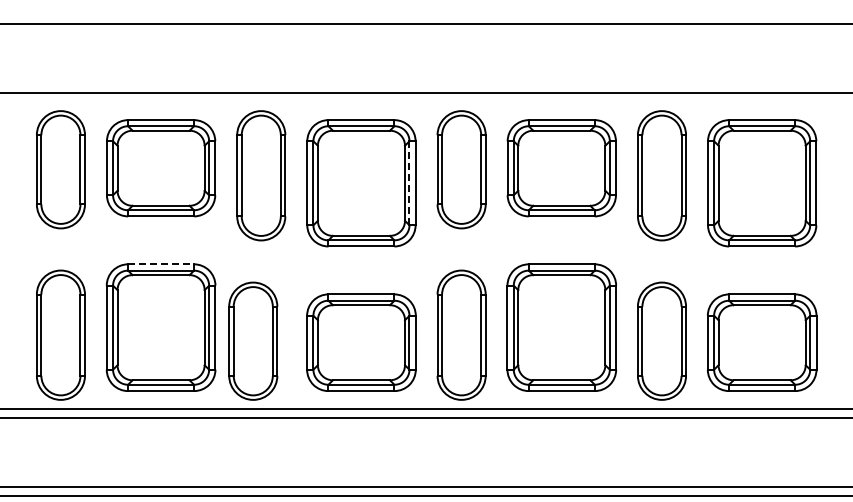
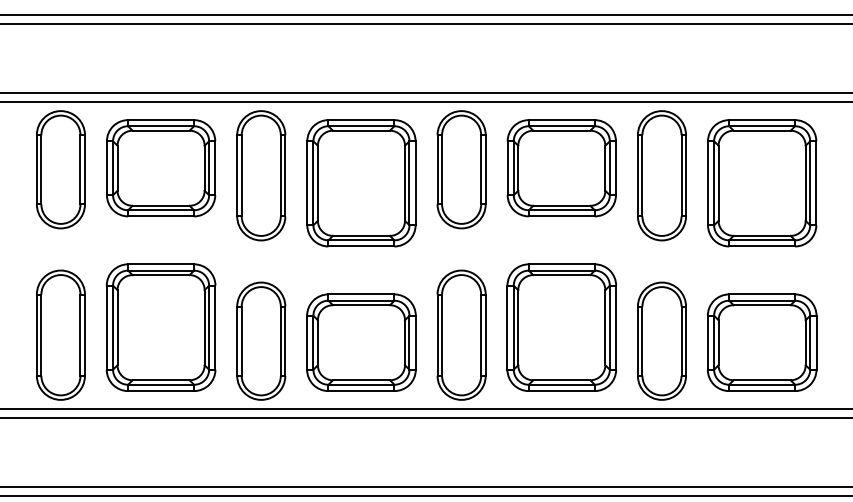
line: none -> present (425, 14)
line: none -> present (425, 102)
line: dashed -> solid (409, 183)
line: dashed -> solid (161, 264)
part position: (253, 340) -> (261, 340) (261, 340)
